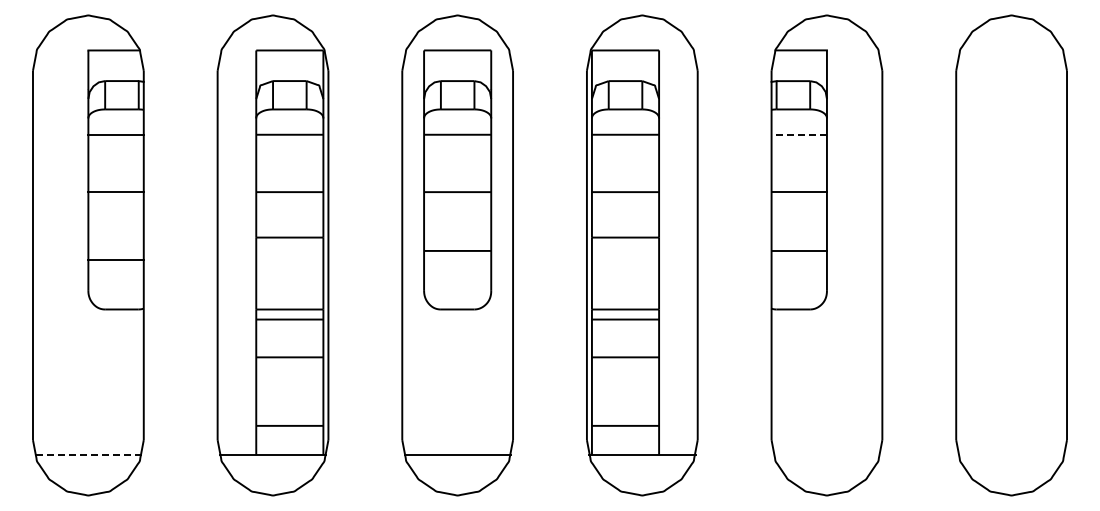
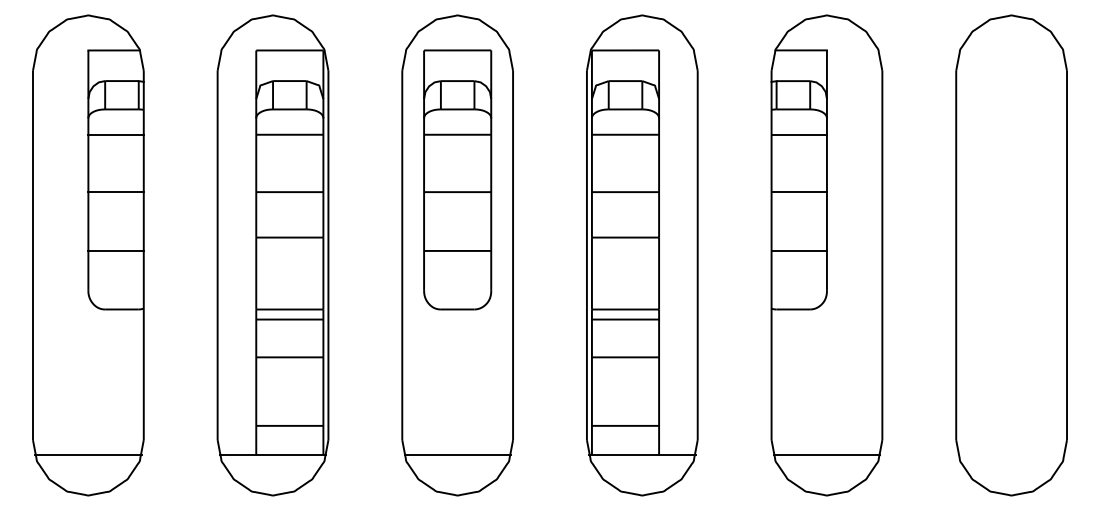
line: dashed -> solid (799, 134)
line position: (115, 259) -> (115, 250) (115, 250)
line: dashed -> solid (87, 455)
line: none -> present (827, 455)
